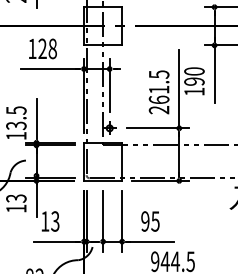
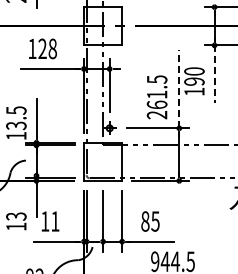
line: solid -> dashed (214, 74)
line: solid -> dashed (179, 88)
text position: (158, 92) -> (156, 97) (156, 97)
text position: (16, 203) -> (16, 221) (16, 221)
text: 13 -> 11 (55, 221)
text: 95 -> 85 (145, 221)
